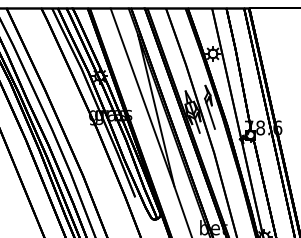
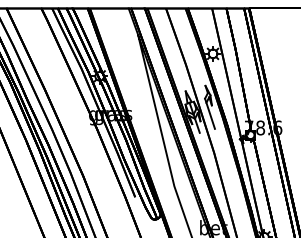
line: present -> none (142, 97)
